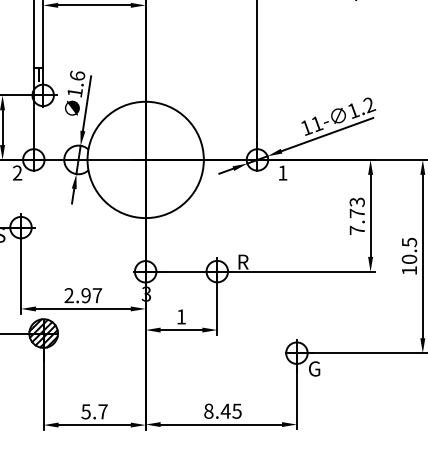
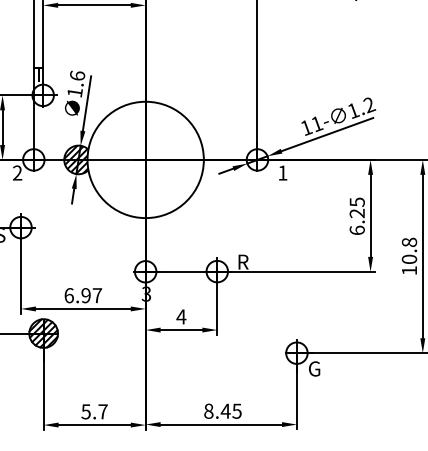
hatch: none -> present (76, 159)
text: 7.73 -> 6.25 (356, 216)
text: 10.5 -> 10.8 (408, 242)
text: 2.97 -> 6.97 (68, 295)
text: 1 -> 4 (181, 316)
